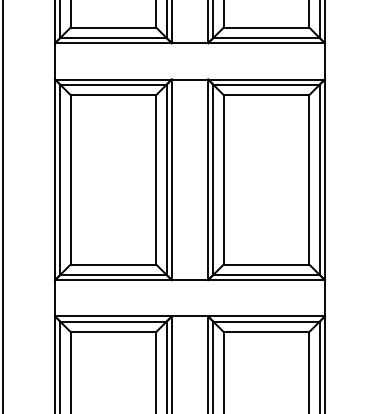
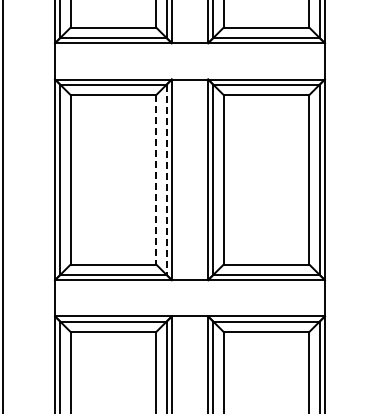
line: solid -> dashed (156, 179)
line: solid -> dashed (166, 180)
